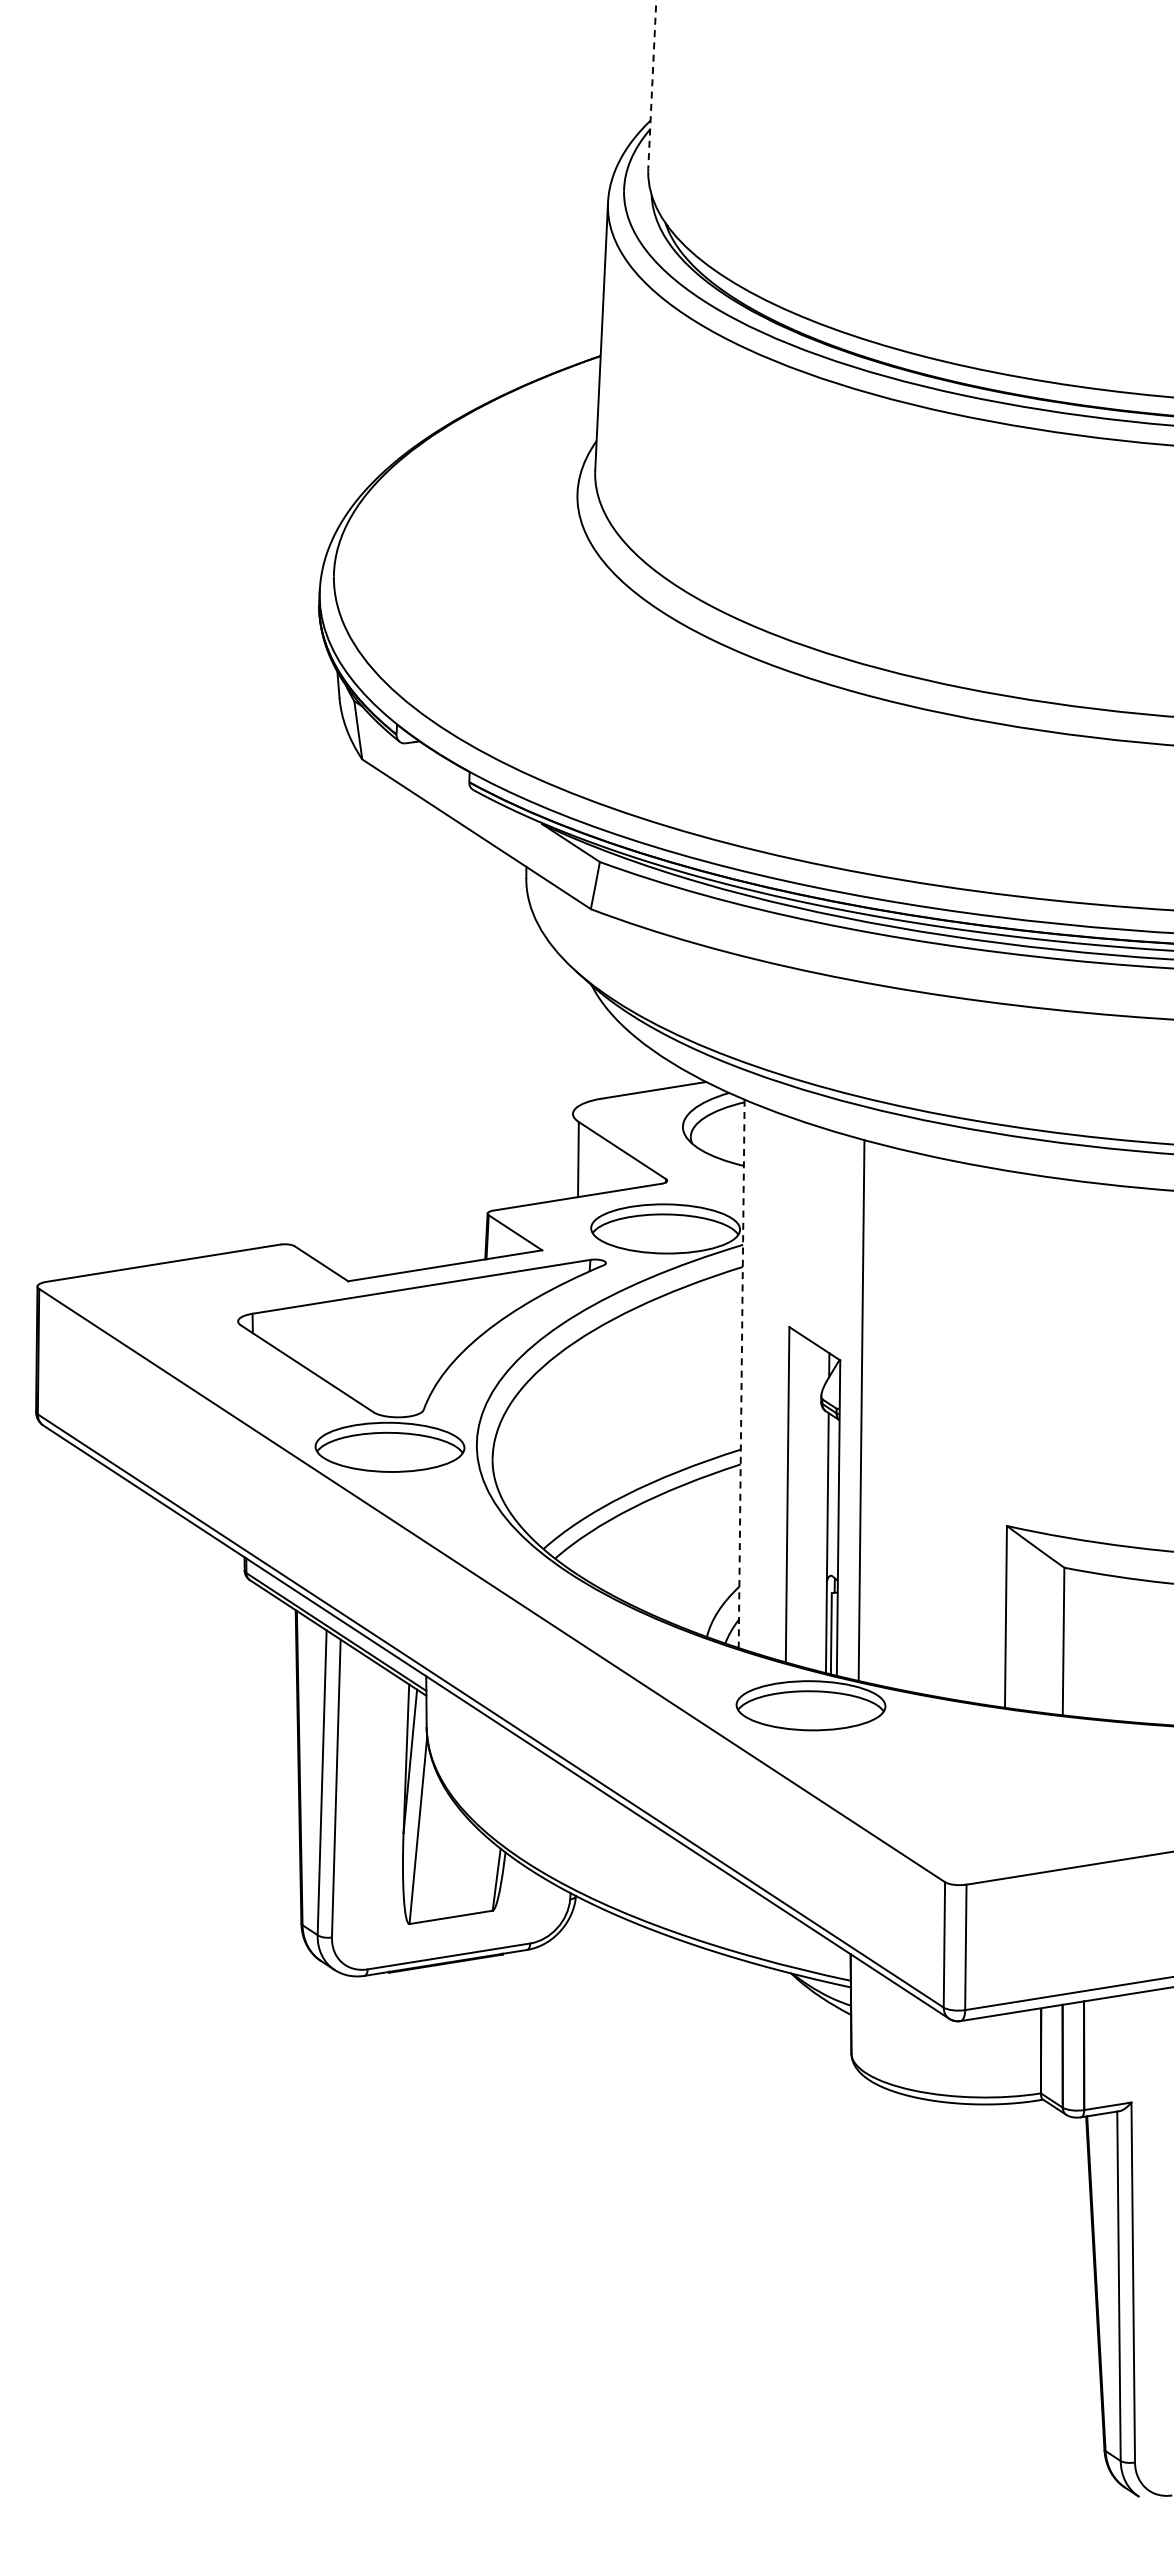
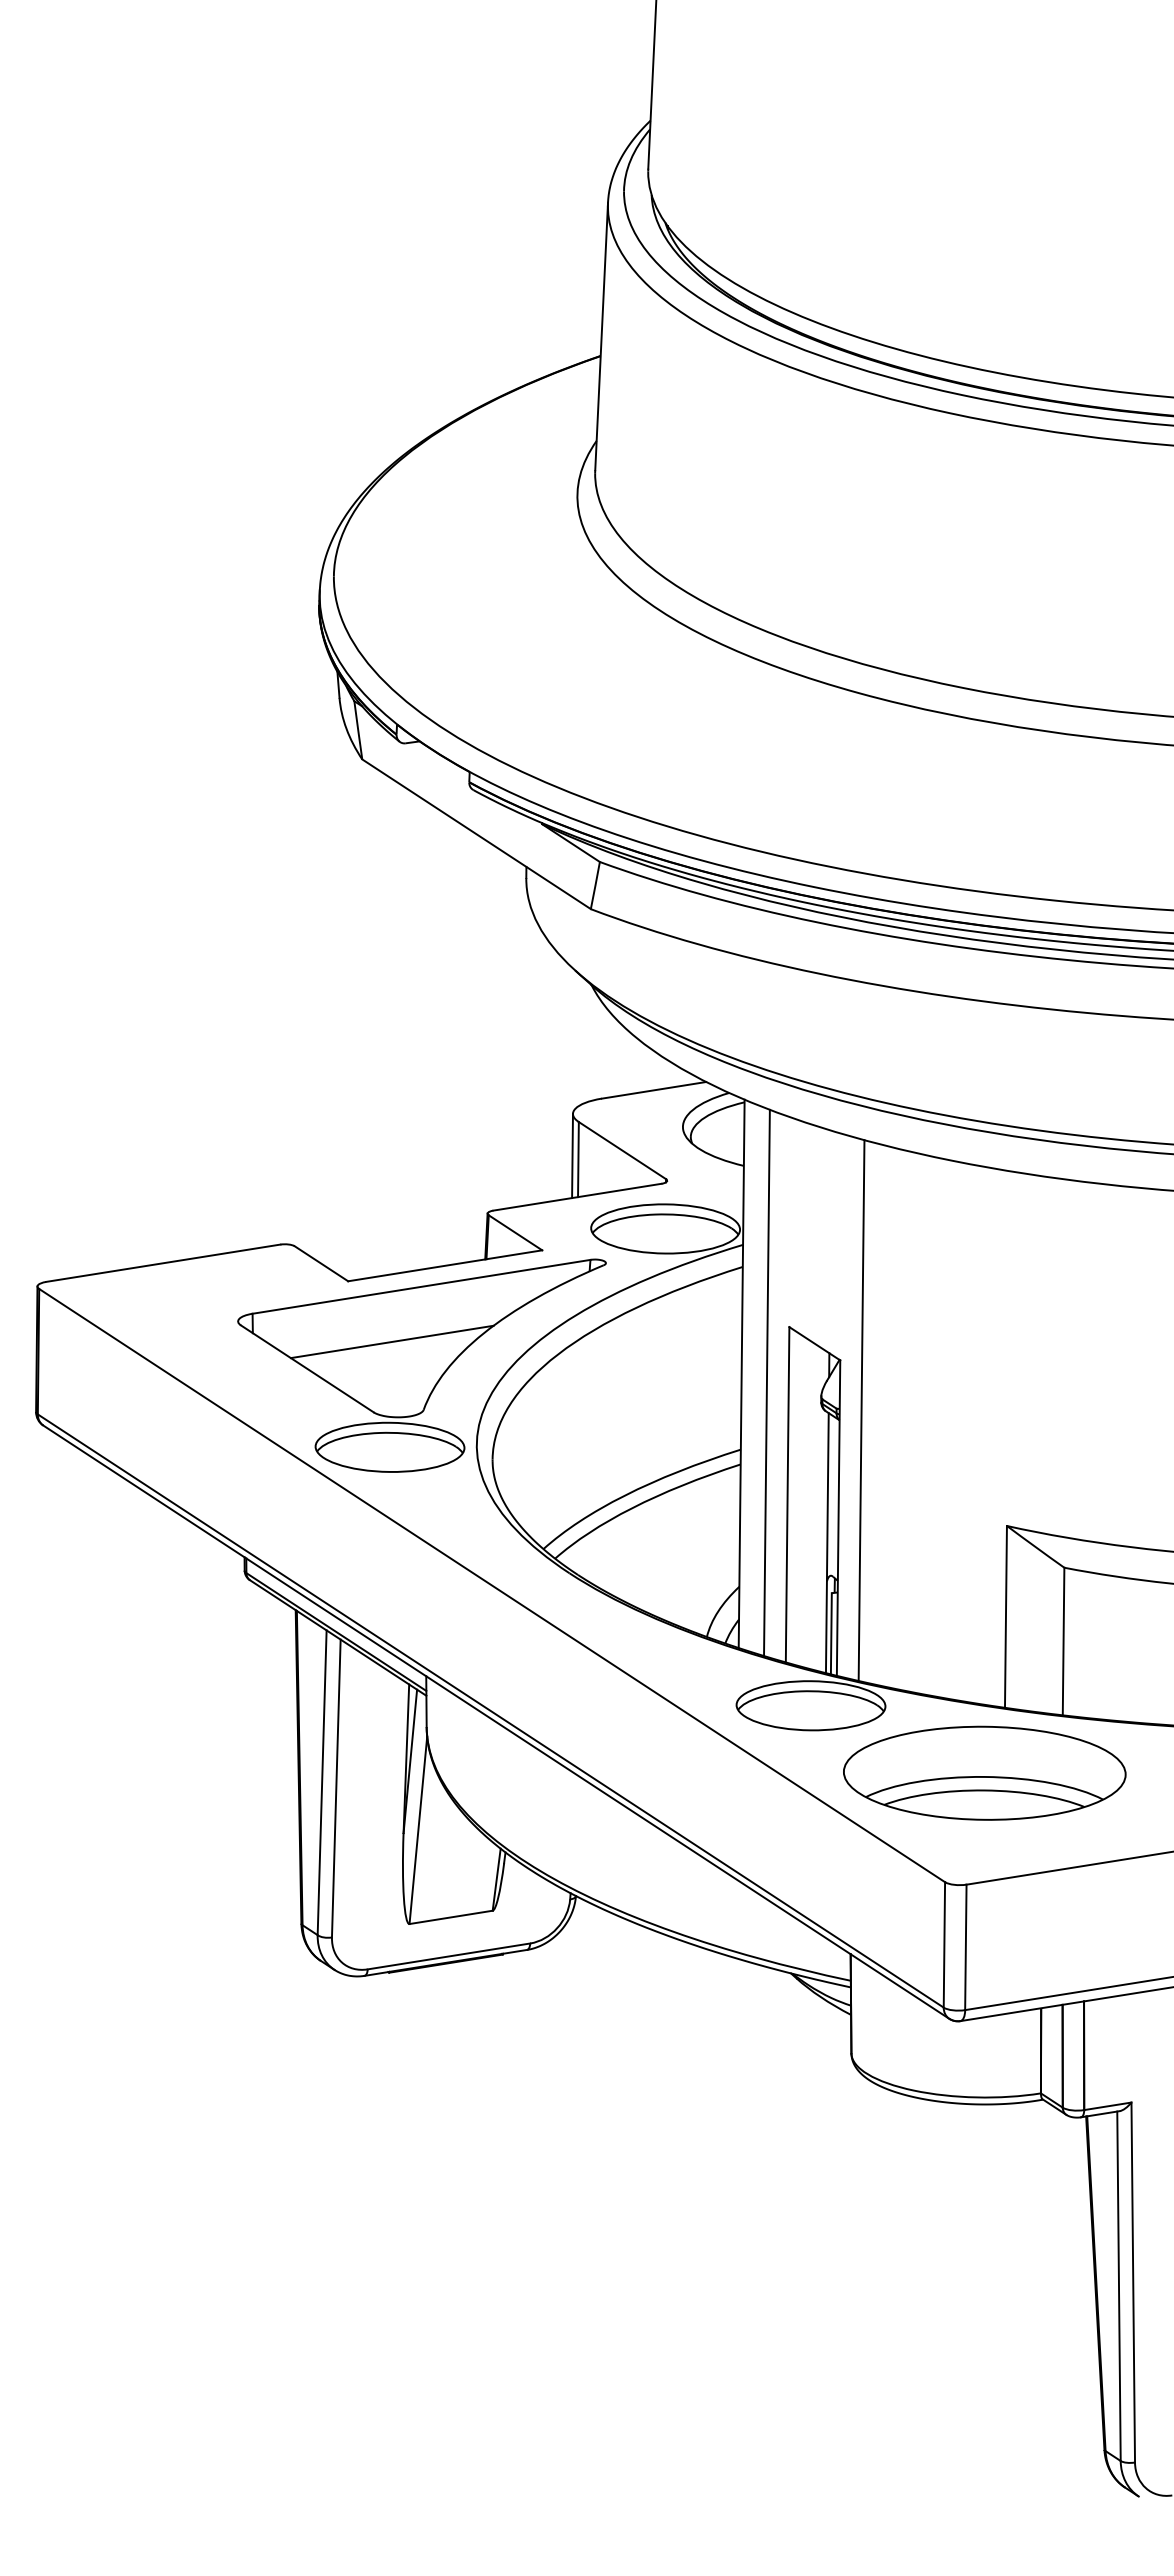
line: dashed -> solid (652, 84)
line: none -> present (572, 1155)
line: none -> present (391, 1341)
line: dashed -> solid (741, 1374)
line: none -> present (766, 1382)
part: none -> present (984, 1772)
